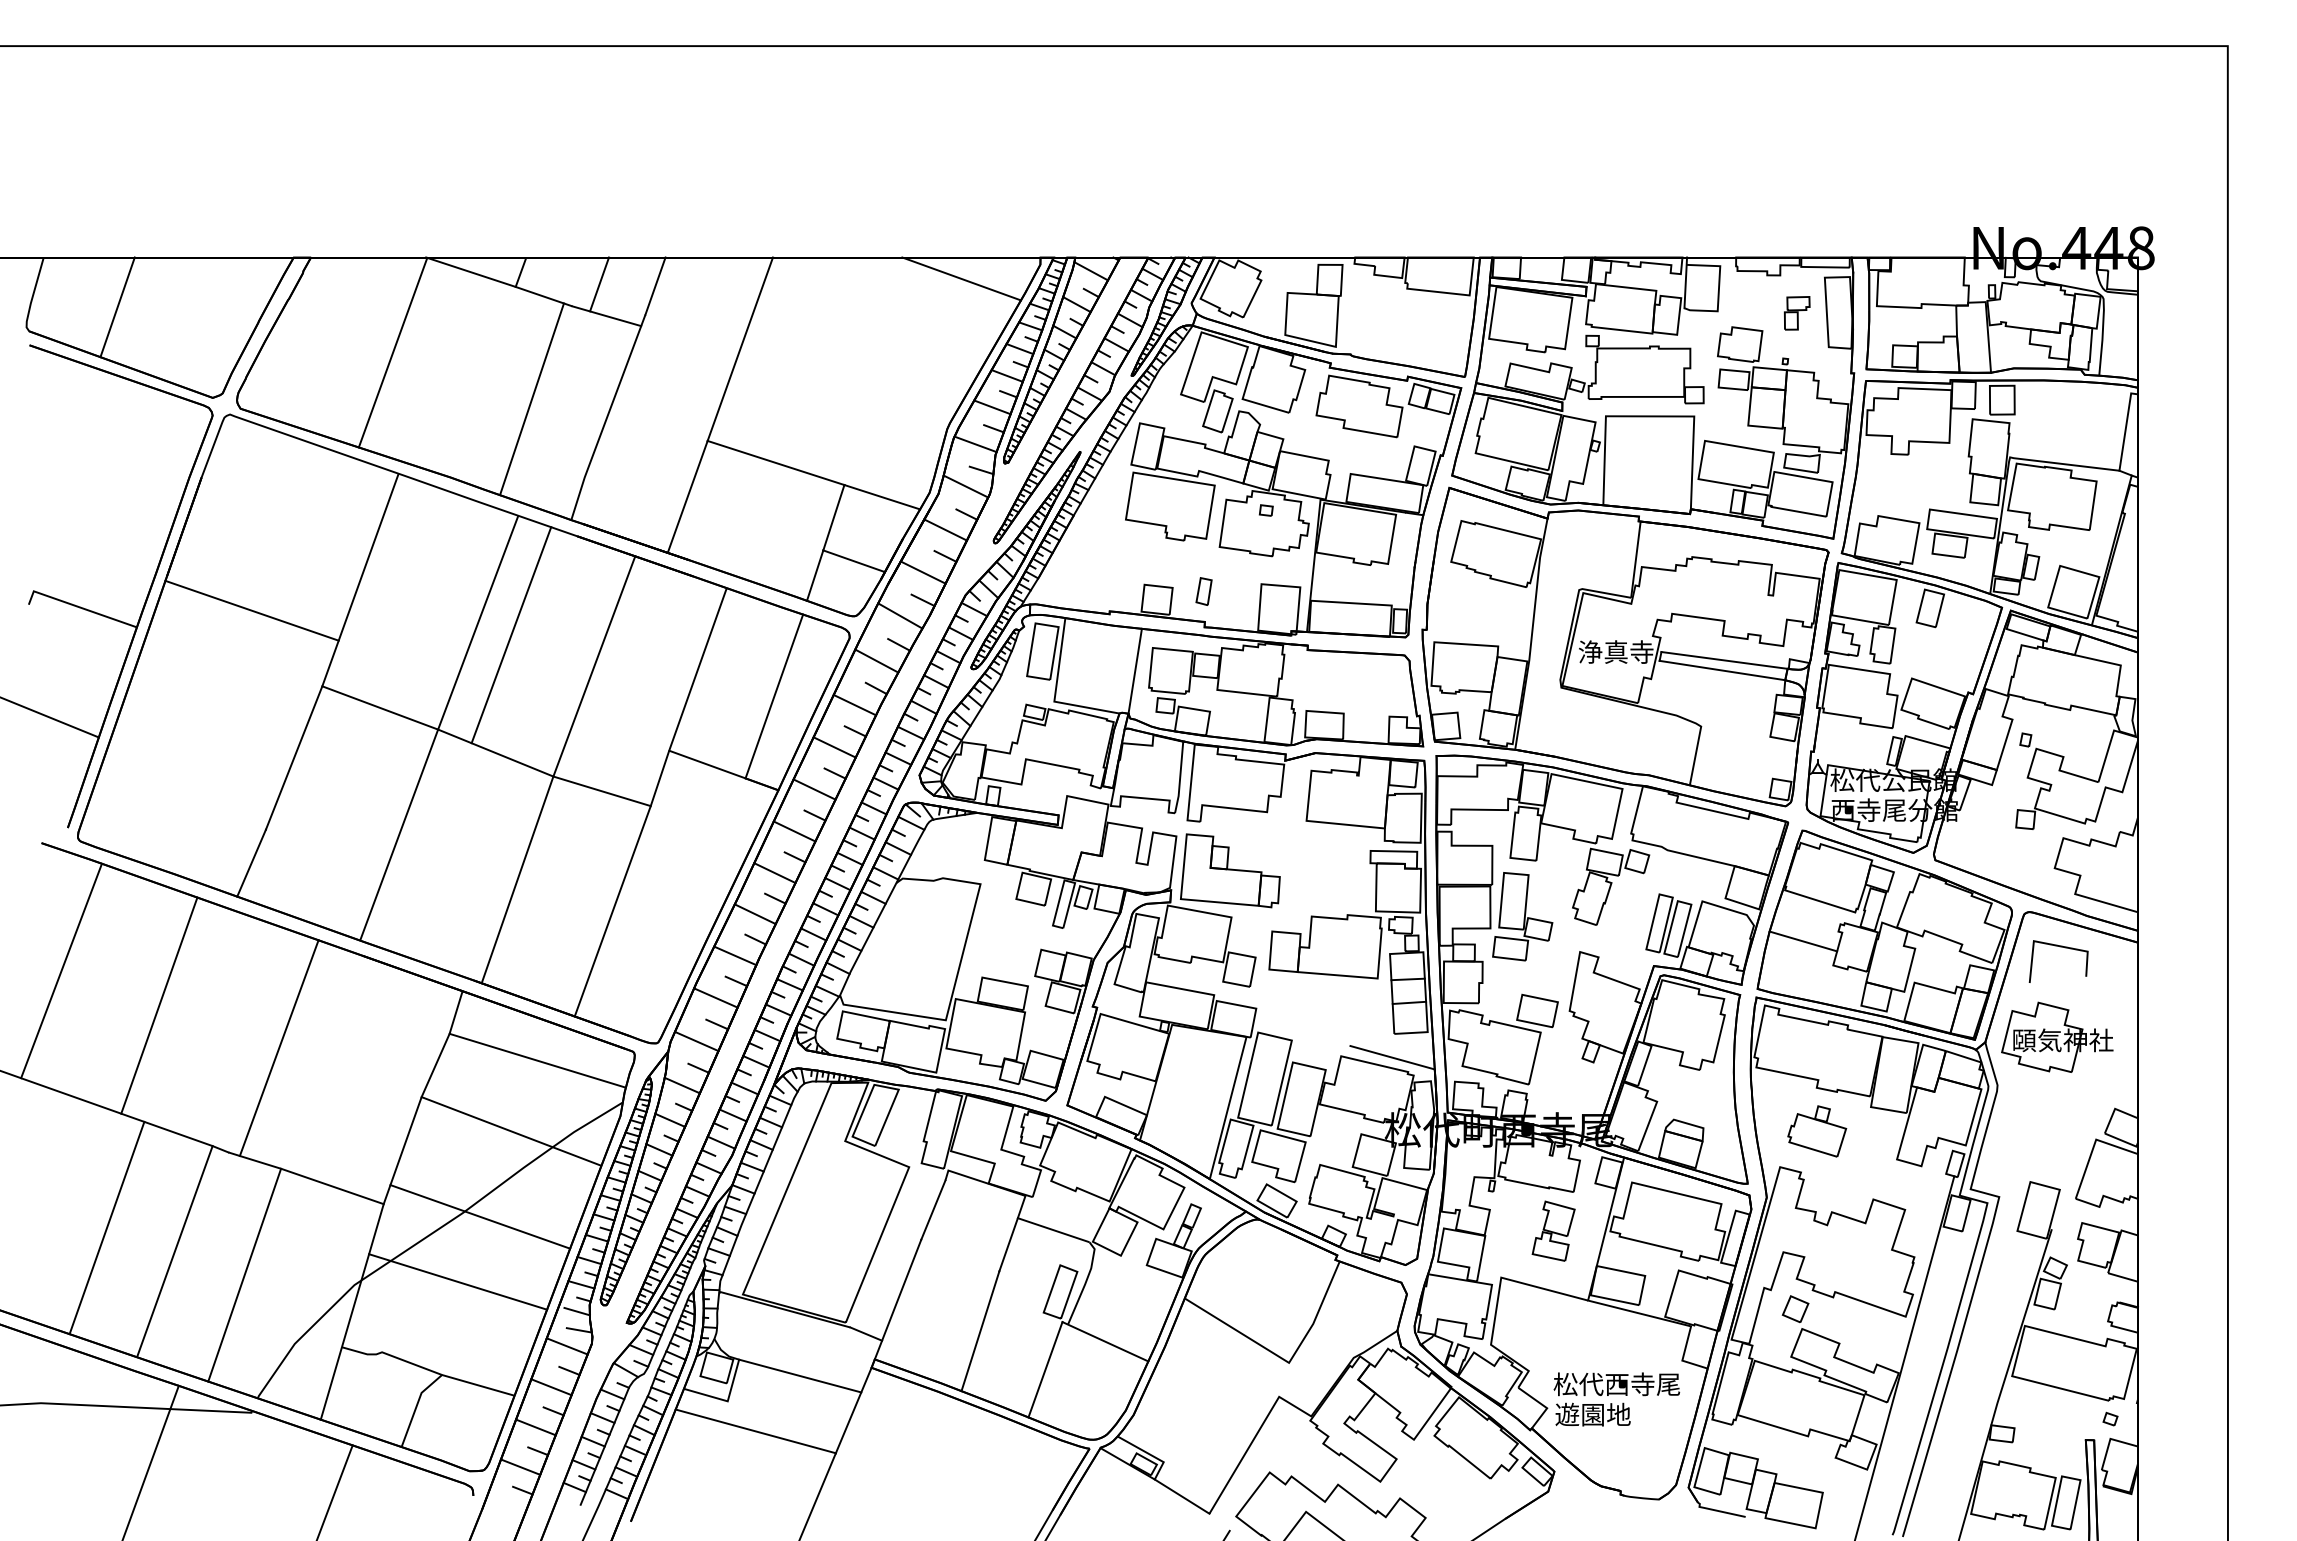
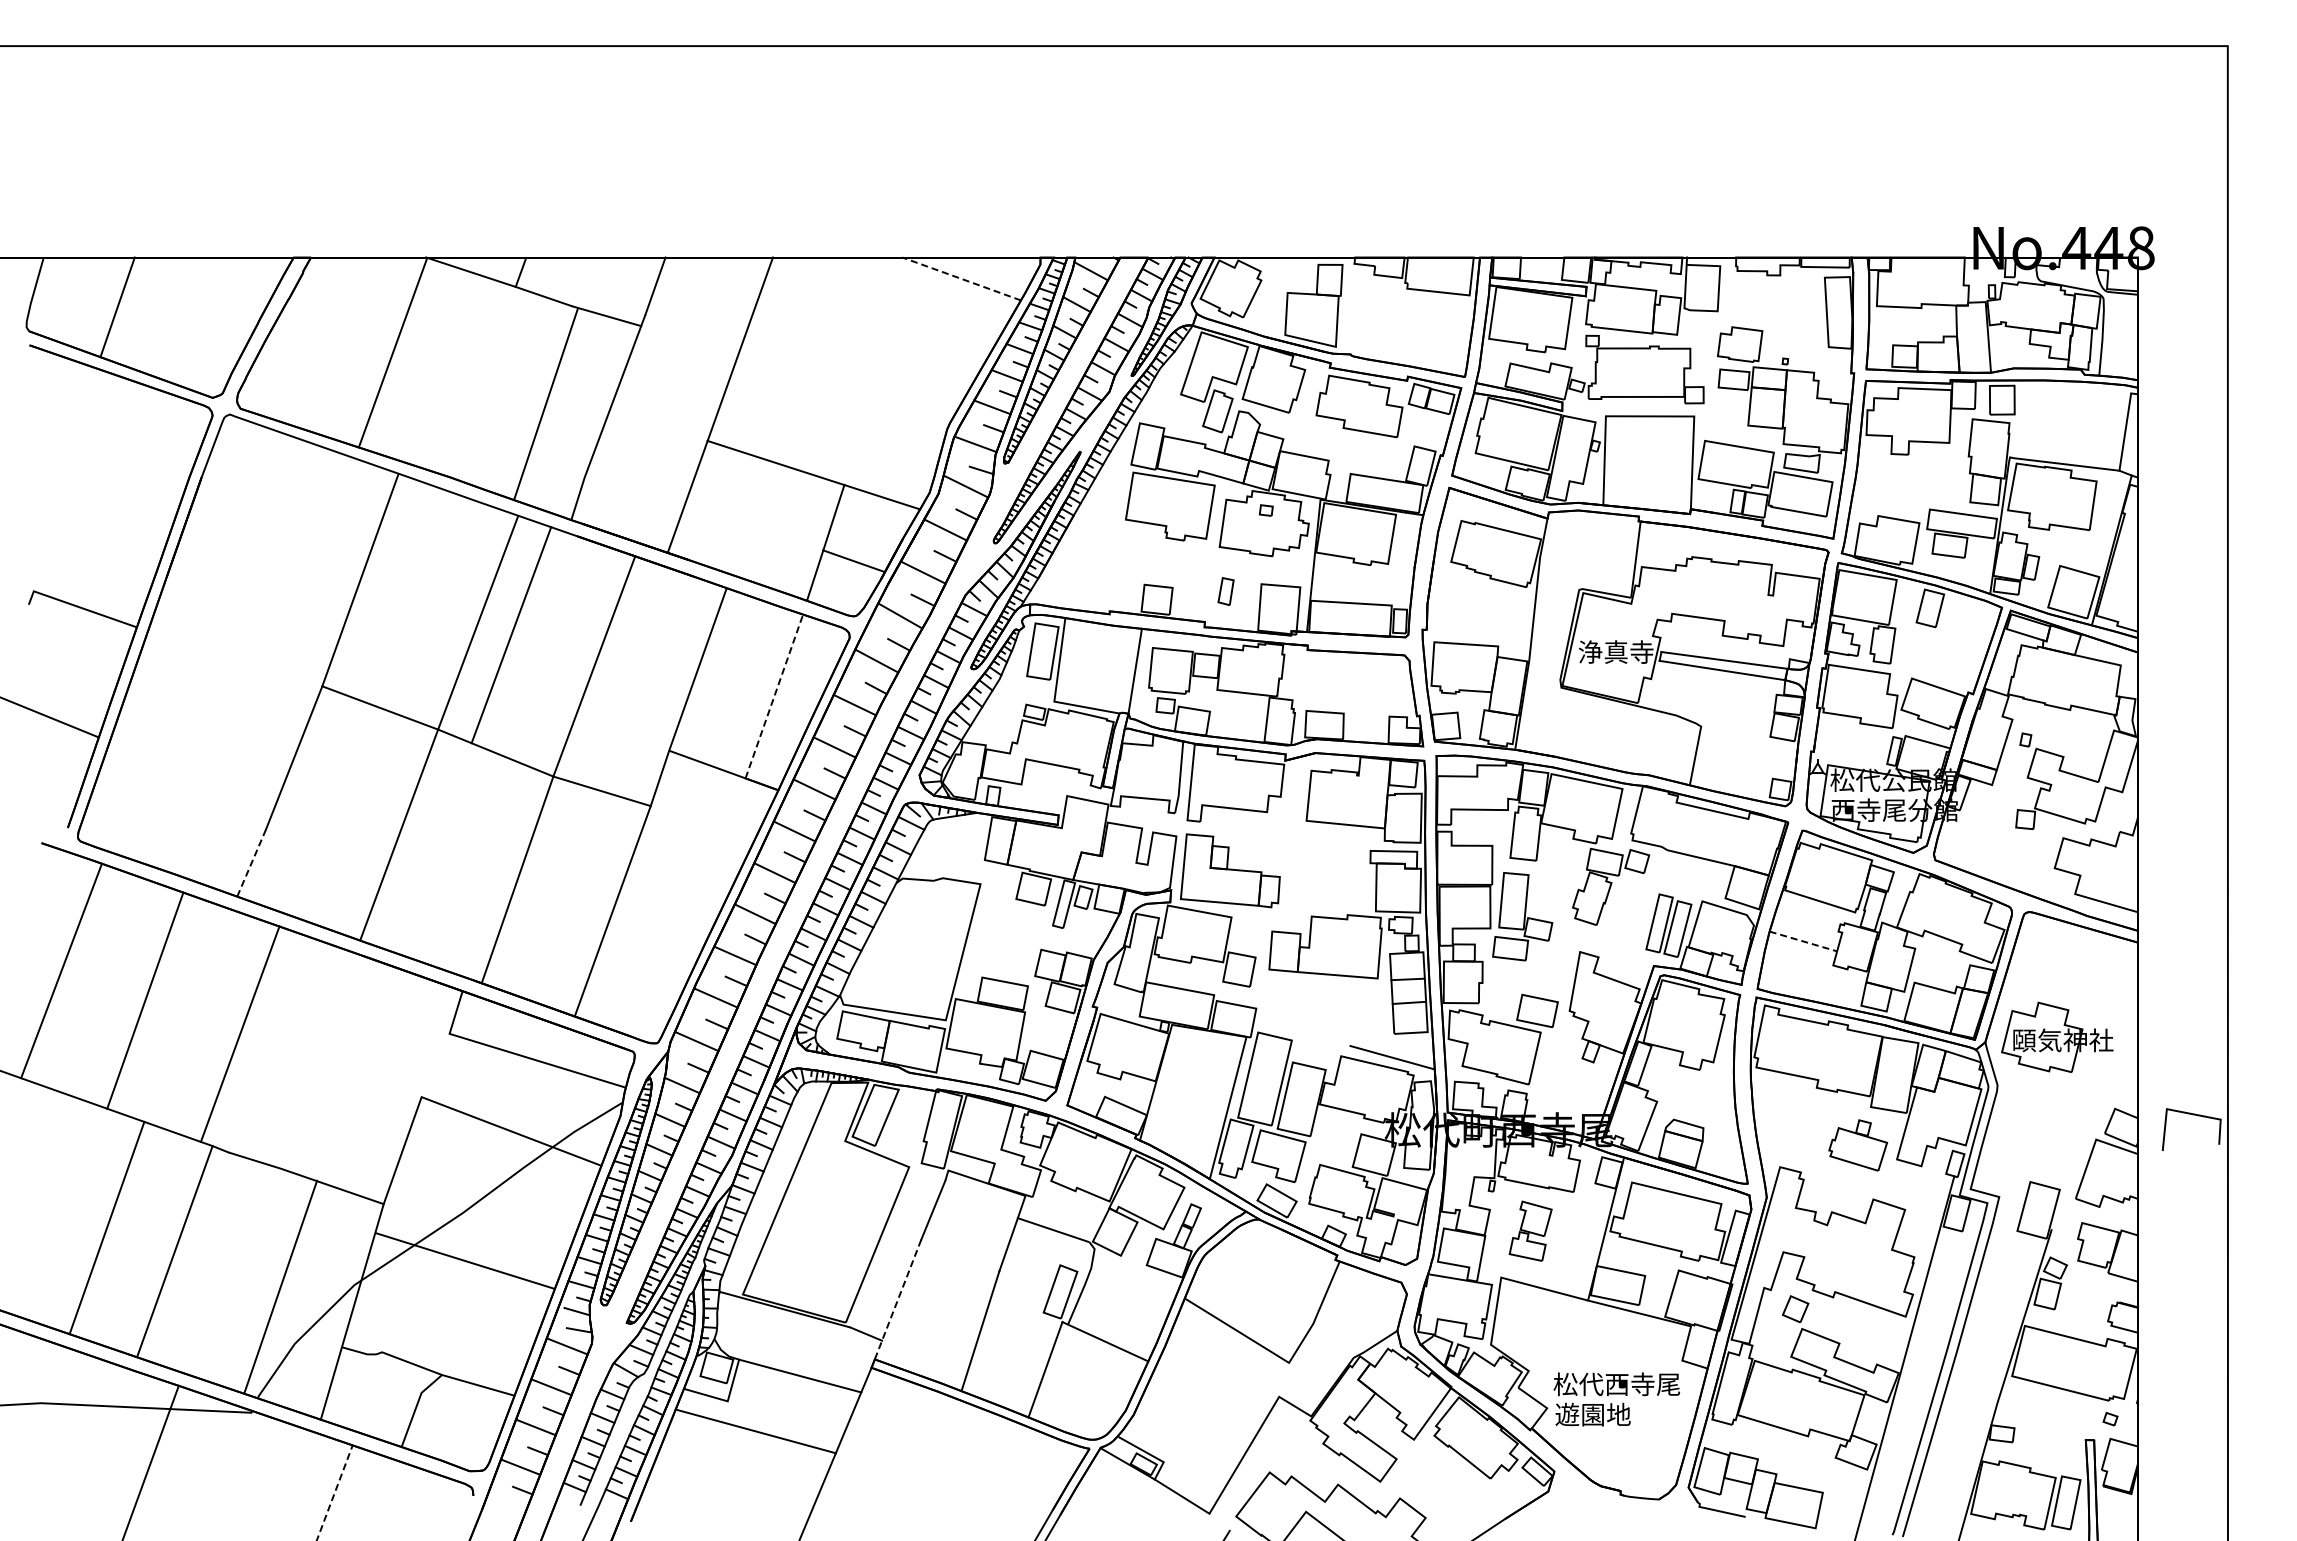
line: solid -> dashed (961, 278)
line: present -> none (599, 284)
part: present -> none (1797, 313)
line position: (531, 399) -> (545, 404) (545, 404)
part position: (1203, 591) -> (1225, 591) (1225, 591)
line: present -> none (251, 610)
line: solid -> dashed (774, 696)
line: solid -> dashed (251, 862)
line: solid -> dashed (1803, 941)
line position: (2060, 947) -> (2193, 1115) (2193, 1115)
line position: (159, 1005) -> (145, 1000) (145, 1000)
line position: (278, 1047) -> (239, 1033) (239, 1033)
line: present -> none (435, 1065)
part position: (1817, 1131) -> (1858, 1145) (1858, 1145)
line: present -> none (480, 1216)
part position: (1553, 1230) -> (1530, 1230) (1530, 1230)
line position: (244, 1274) -> (280, 1286) (280, 1286)
line position: (458, 1281) -> (465, 1260) (465, 1260)
line: solid -> dashed (897, 1300)
line: solid -> dashed (334, 1492)
